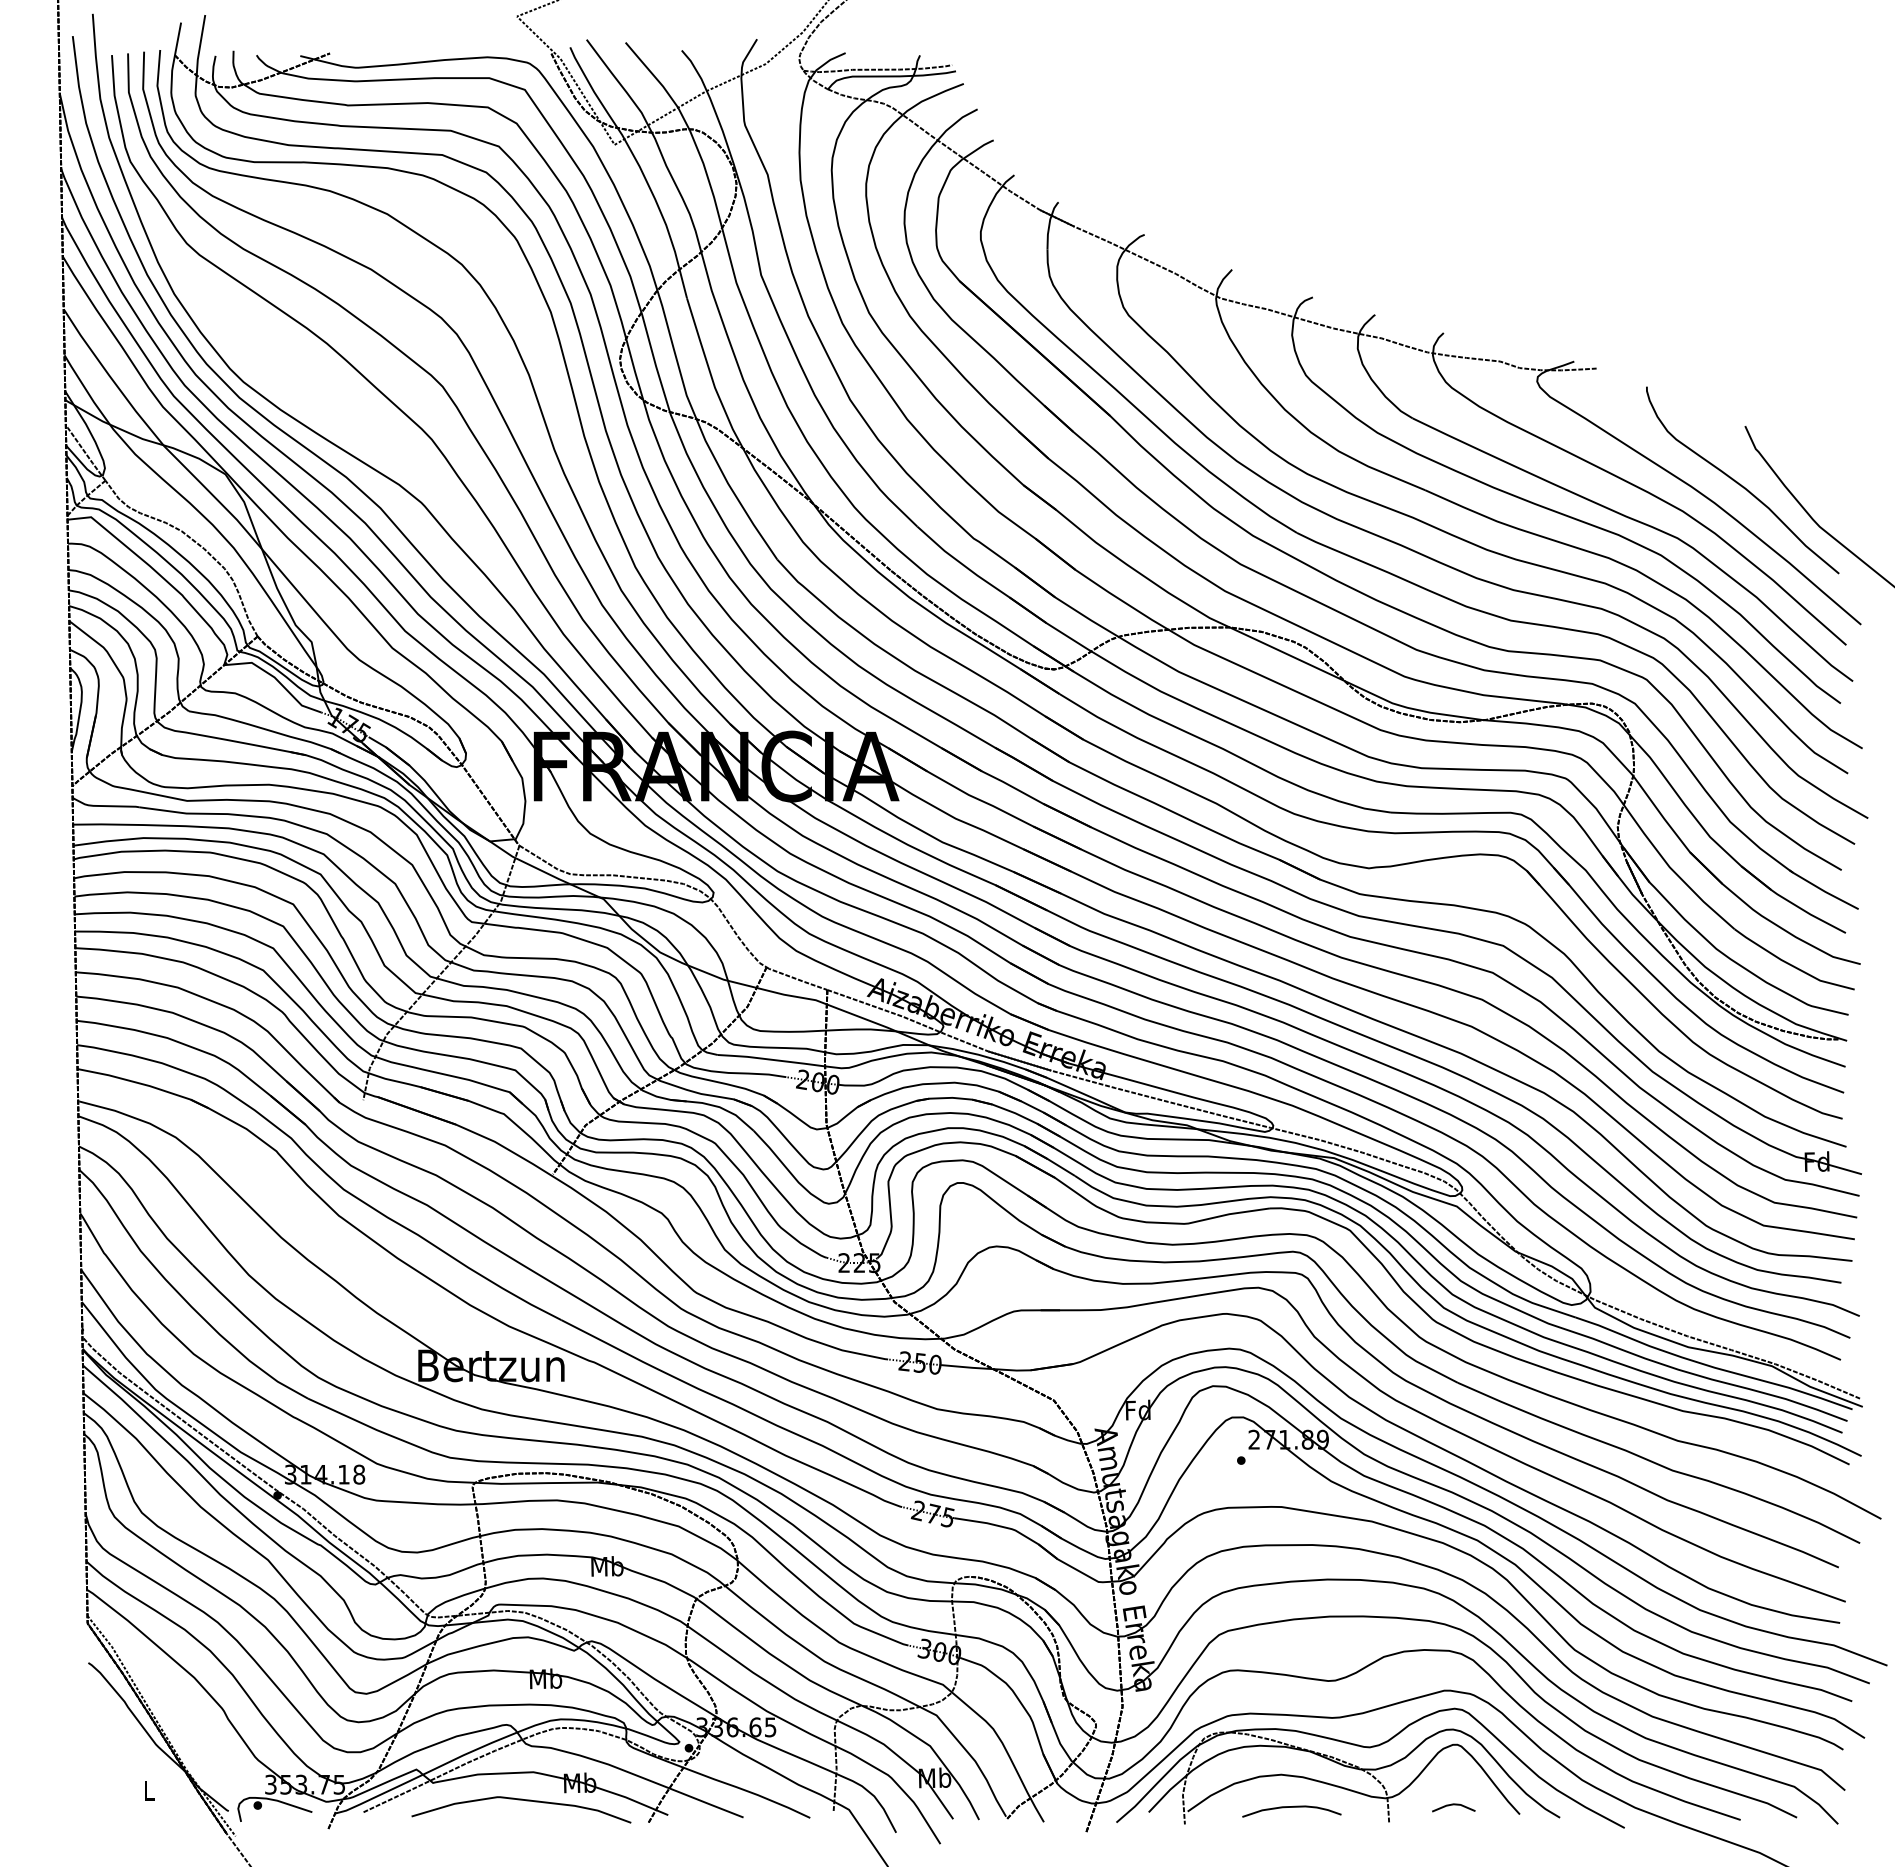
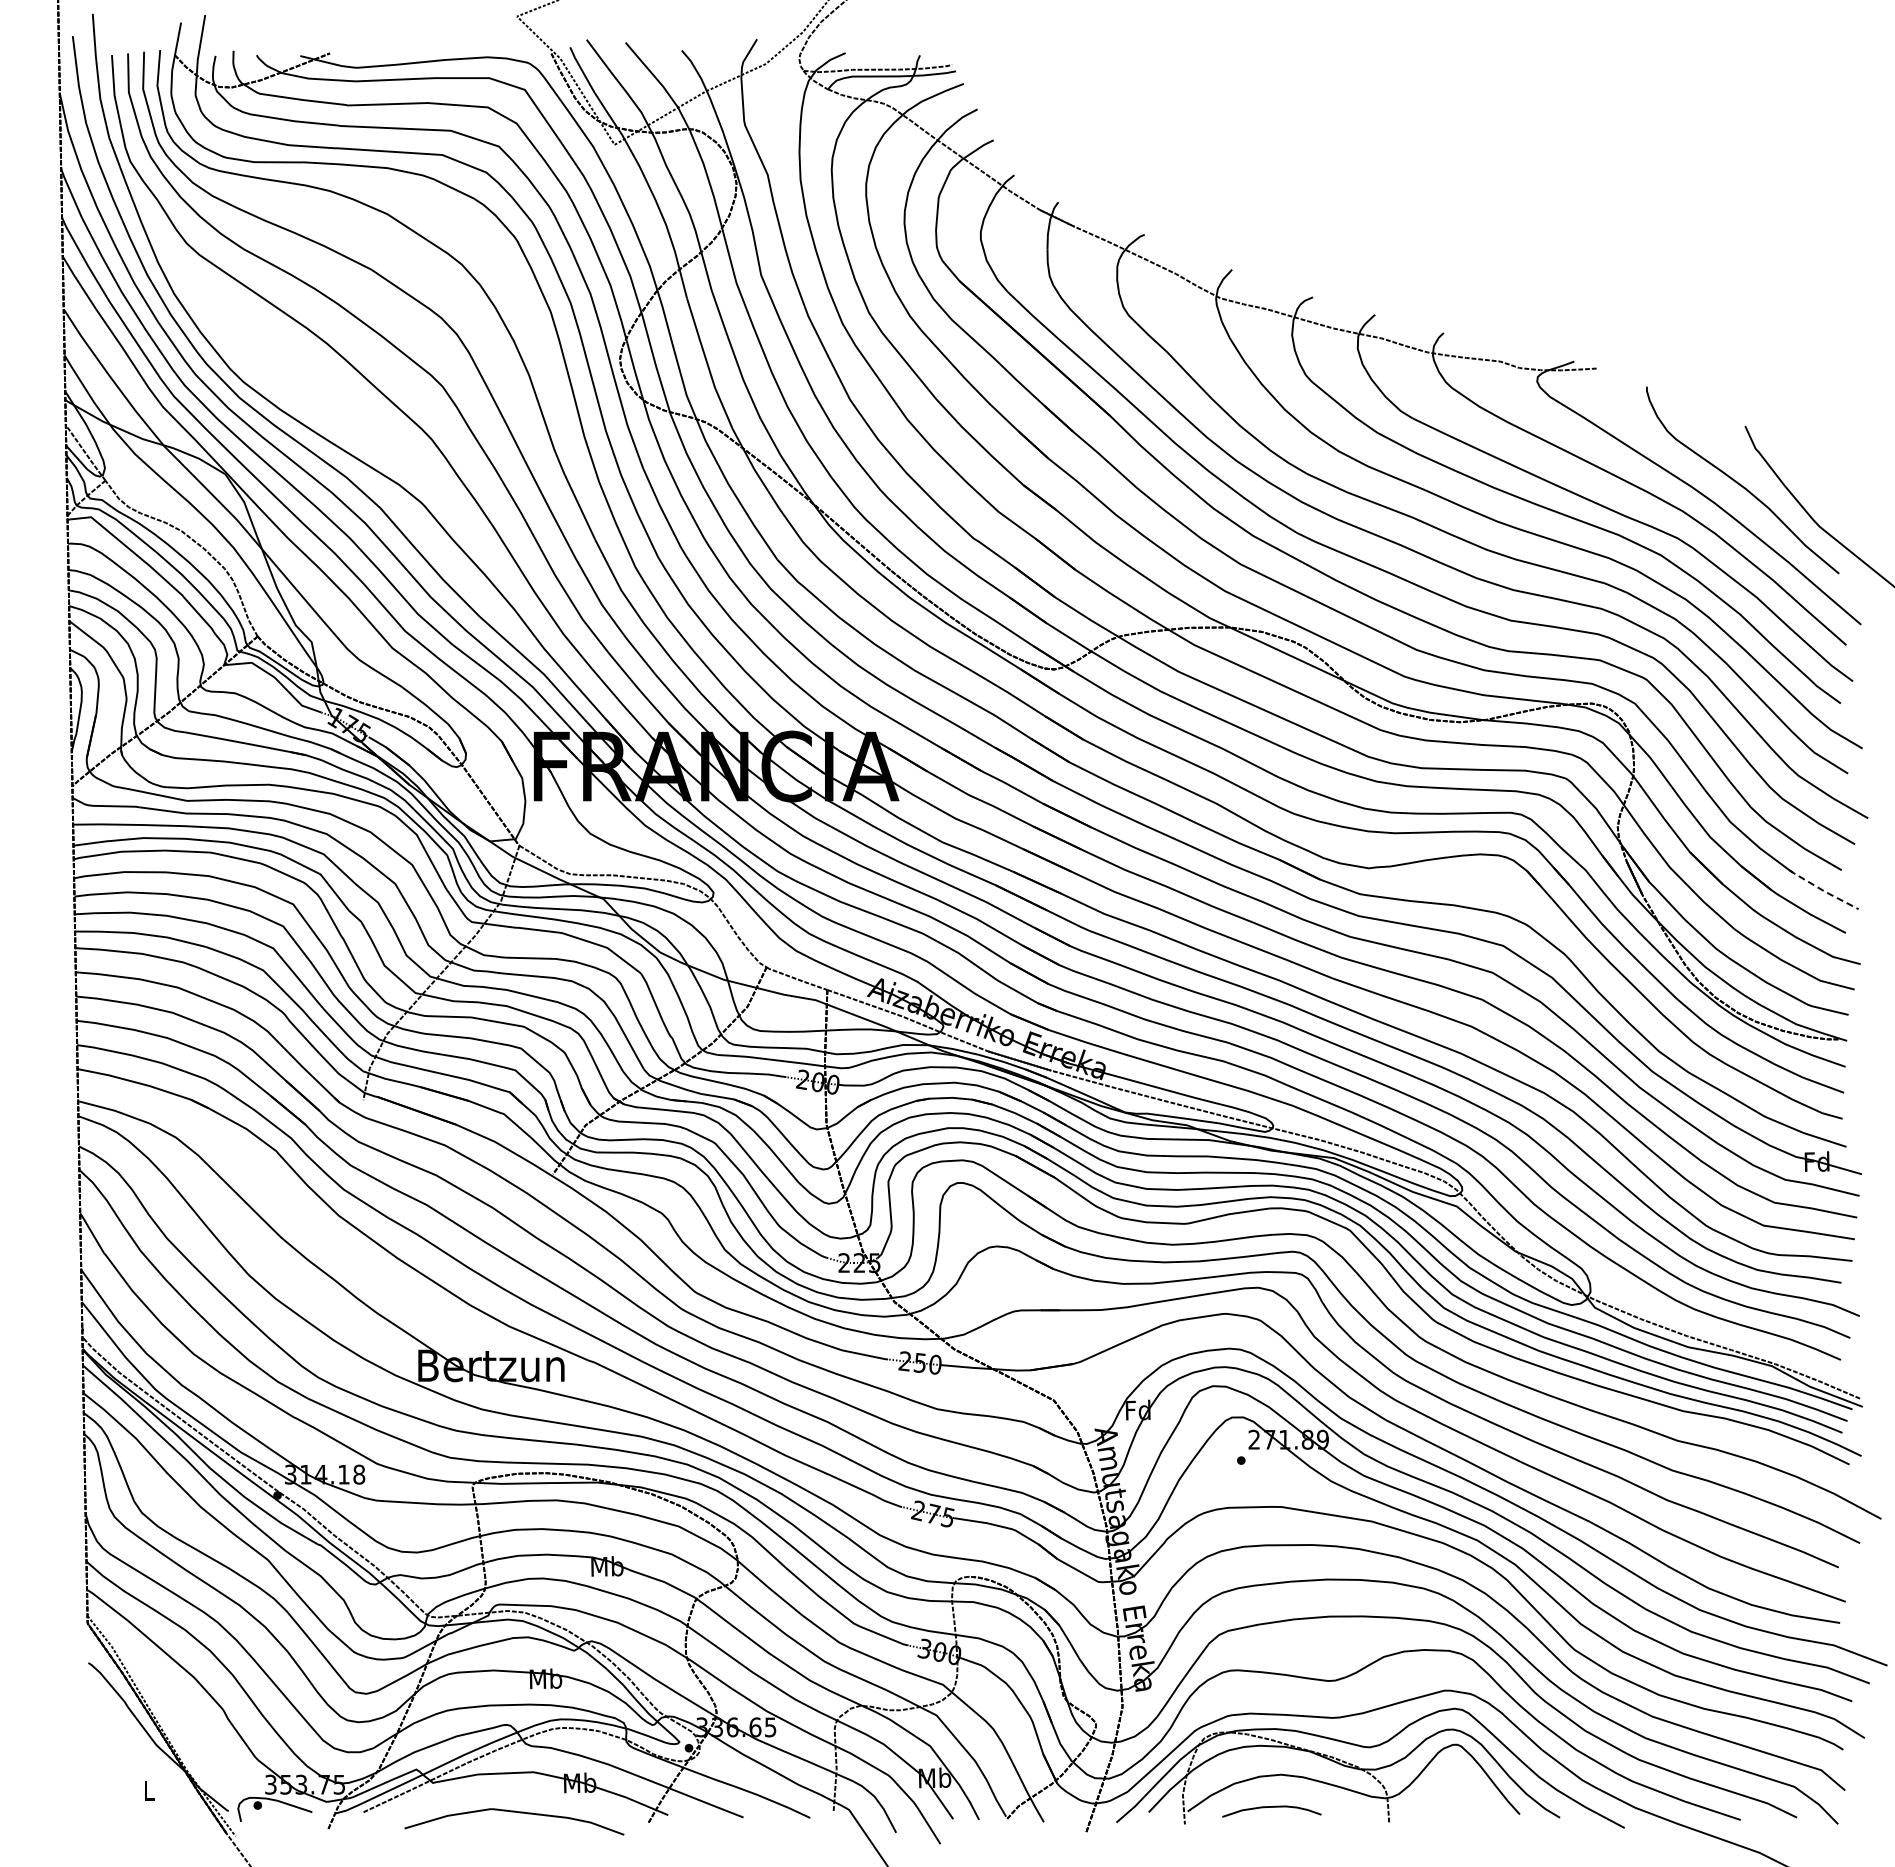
line: solid -> dashed (1823, 890)
curve position: (521, 1800) -> (514, 1812) (514, 1812)
line: present -> none (1453, 1805)
curve position: (1291, 1807) -> (1271, 1807) (1271, 1807)
